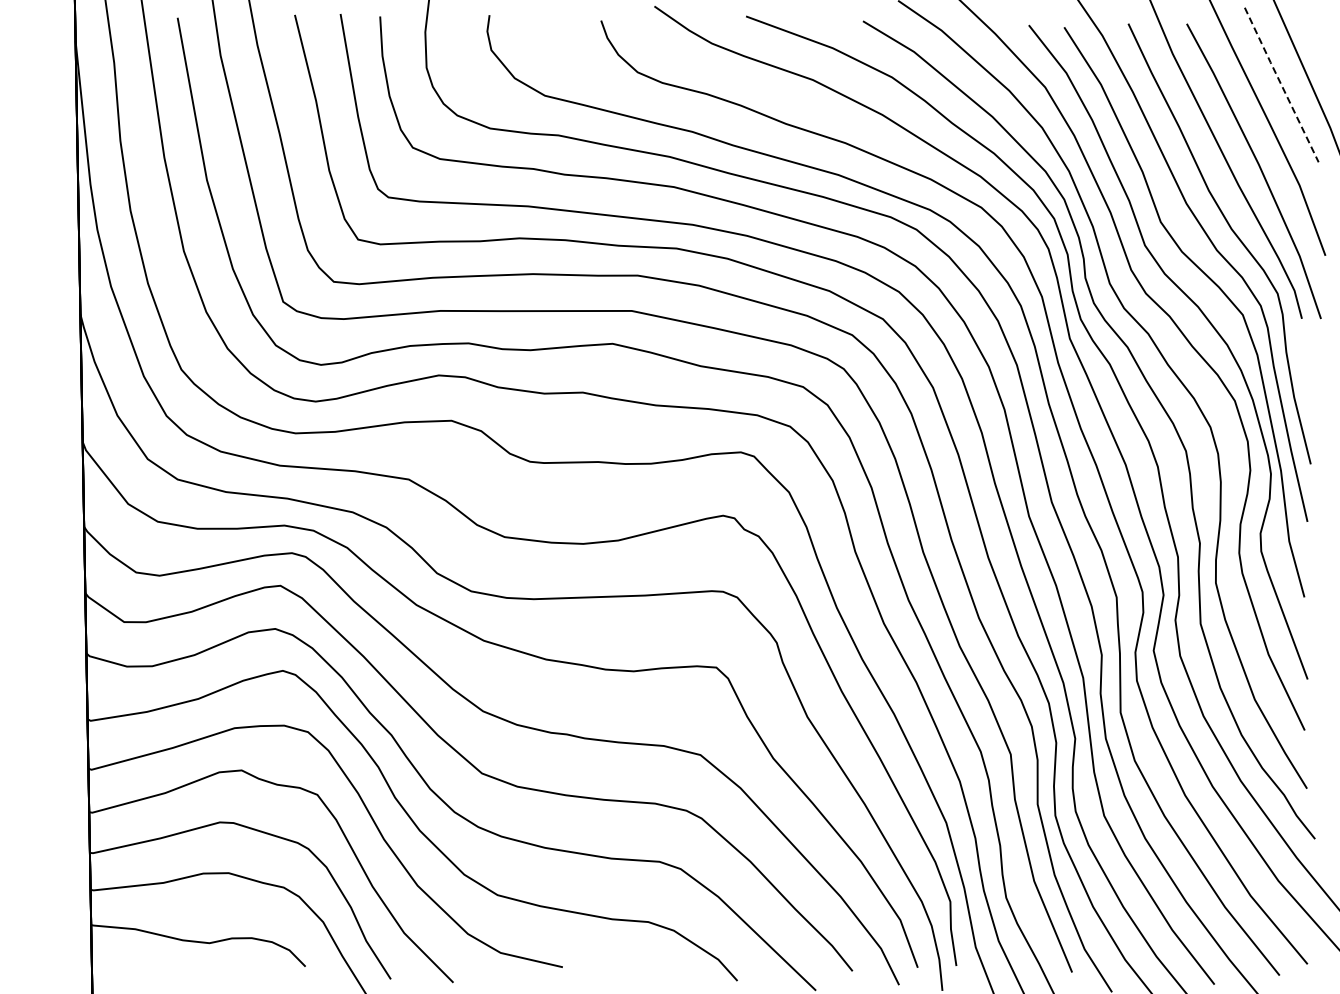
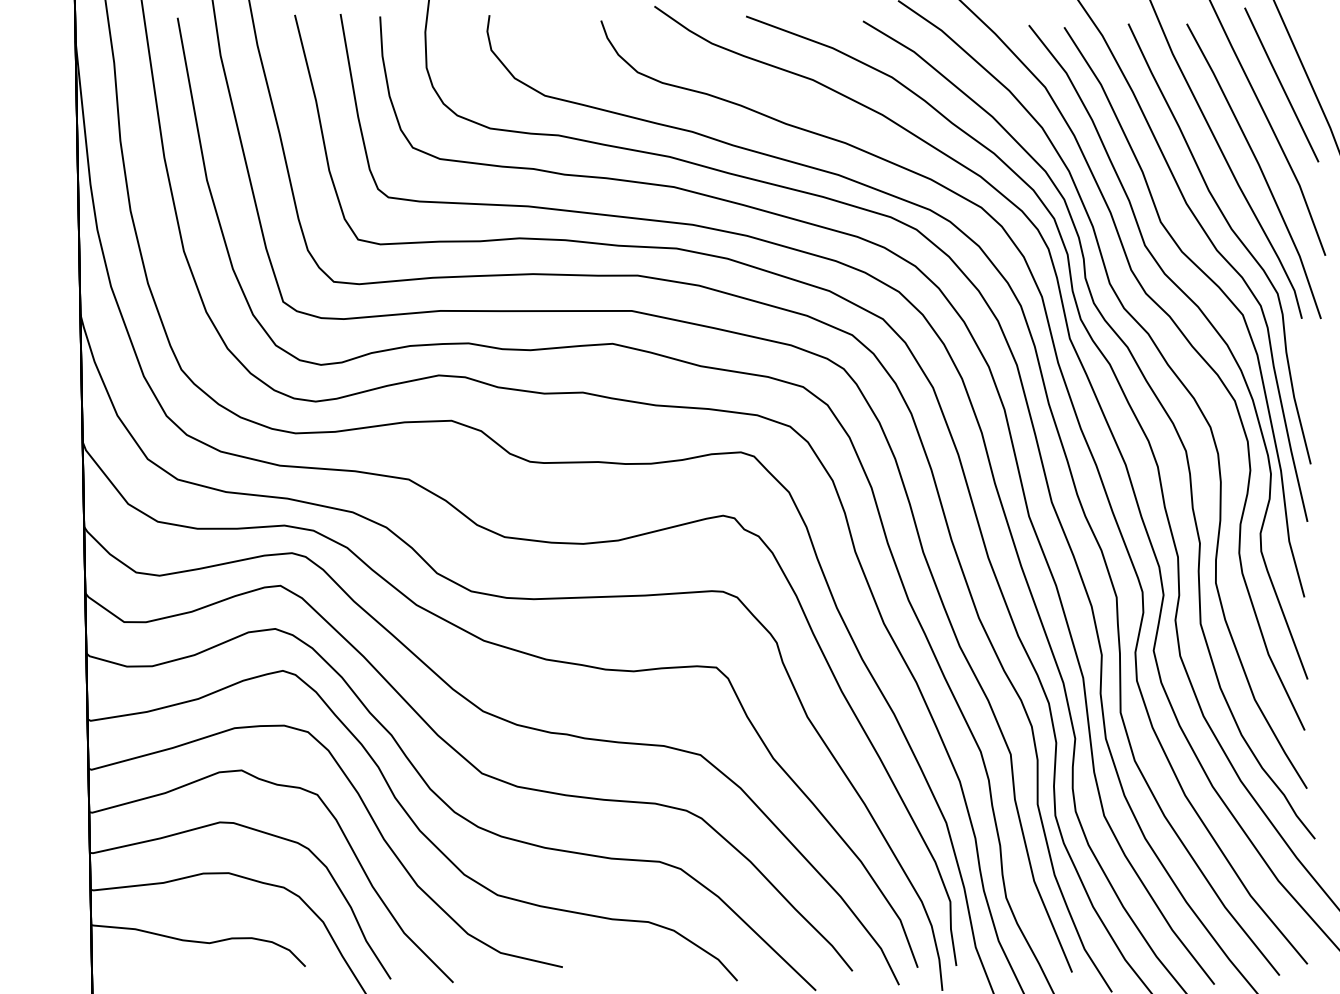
line: dashed -> solid (1281, 85)
